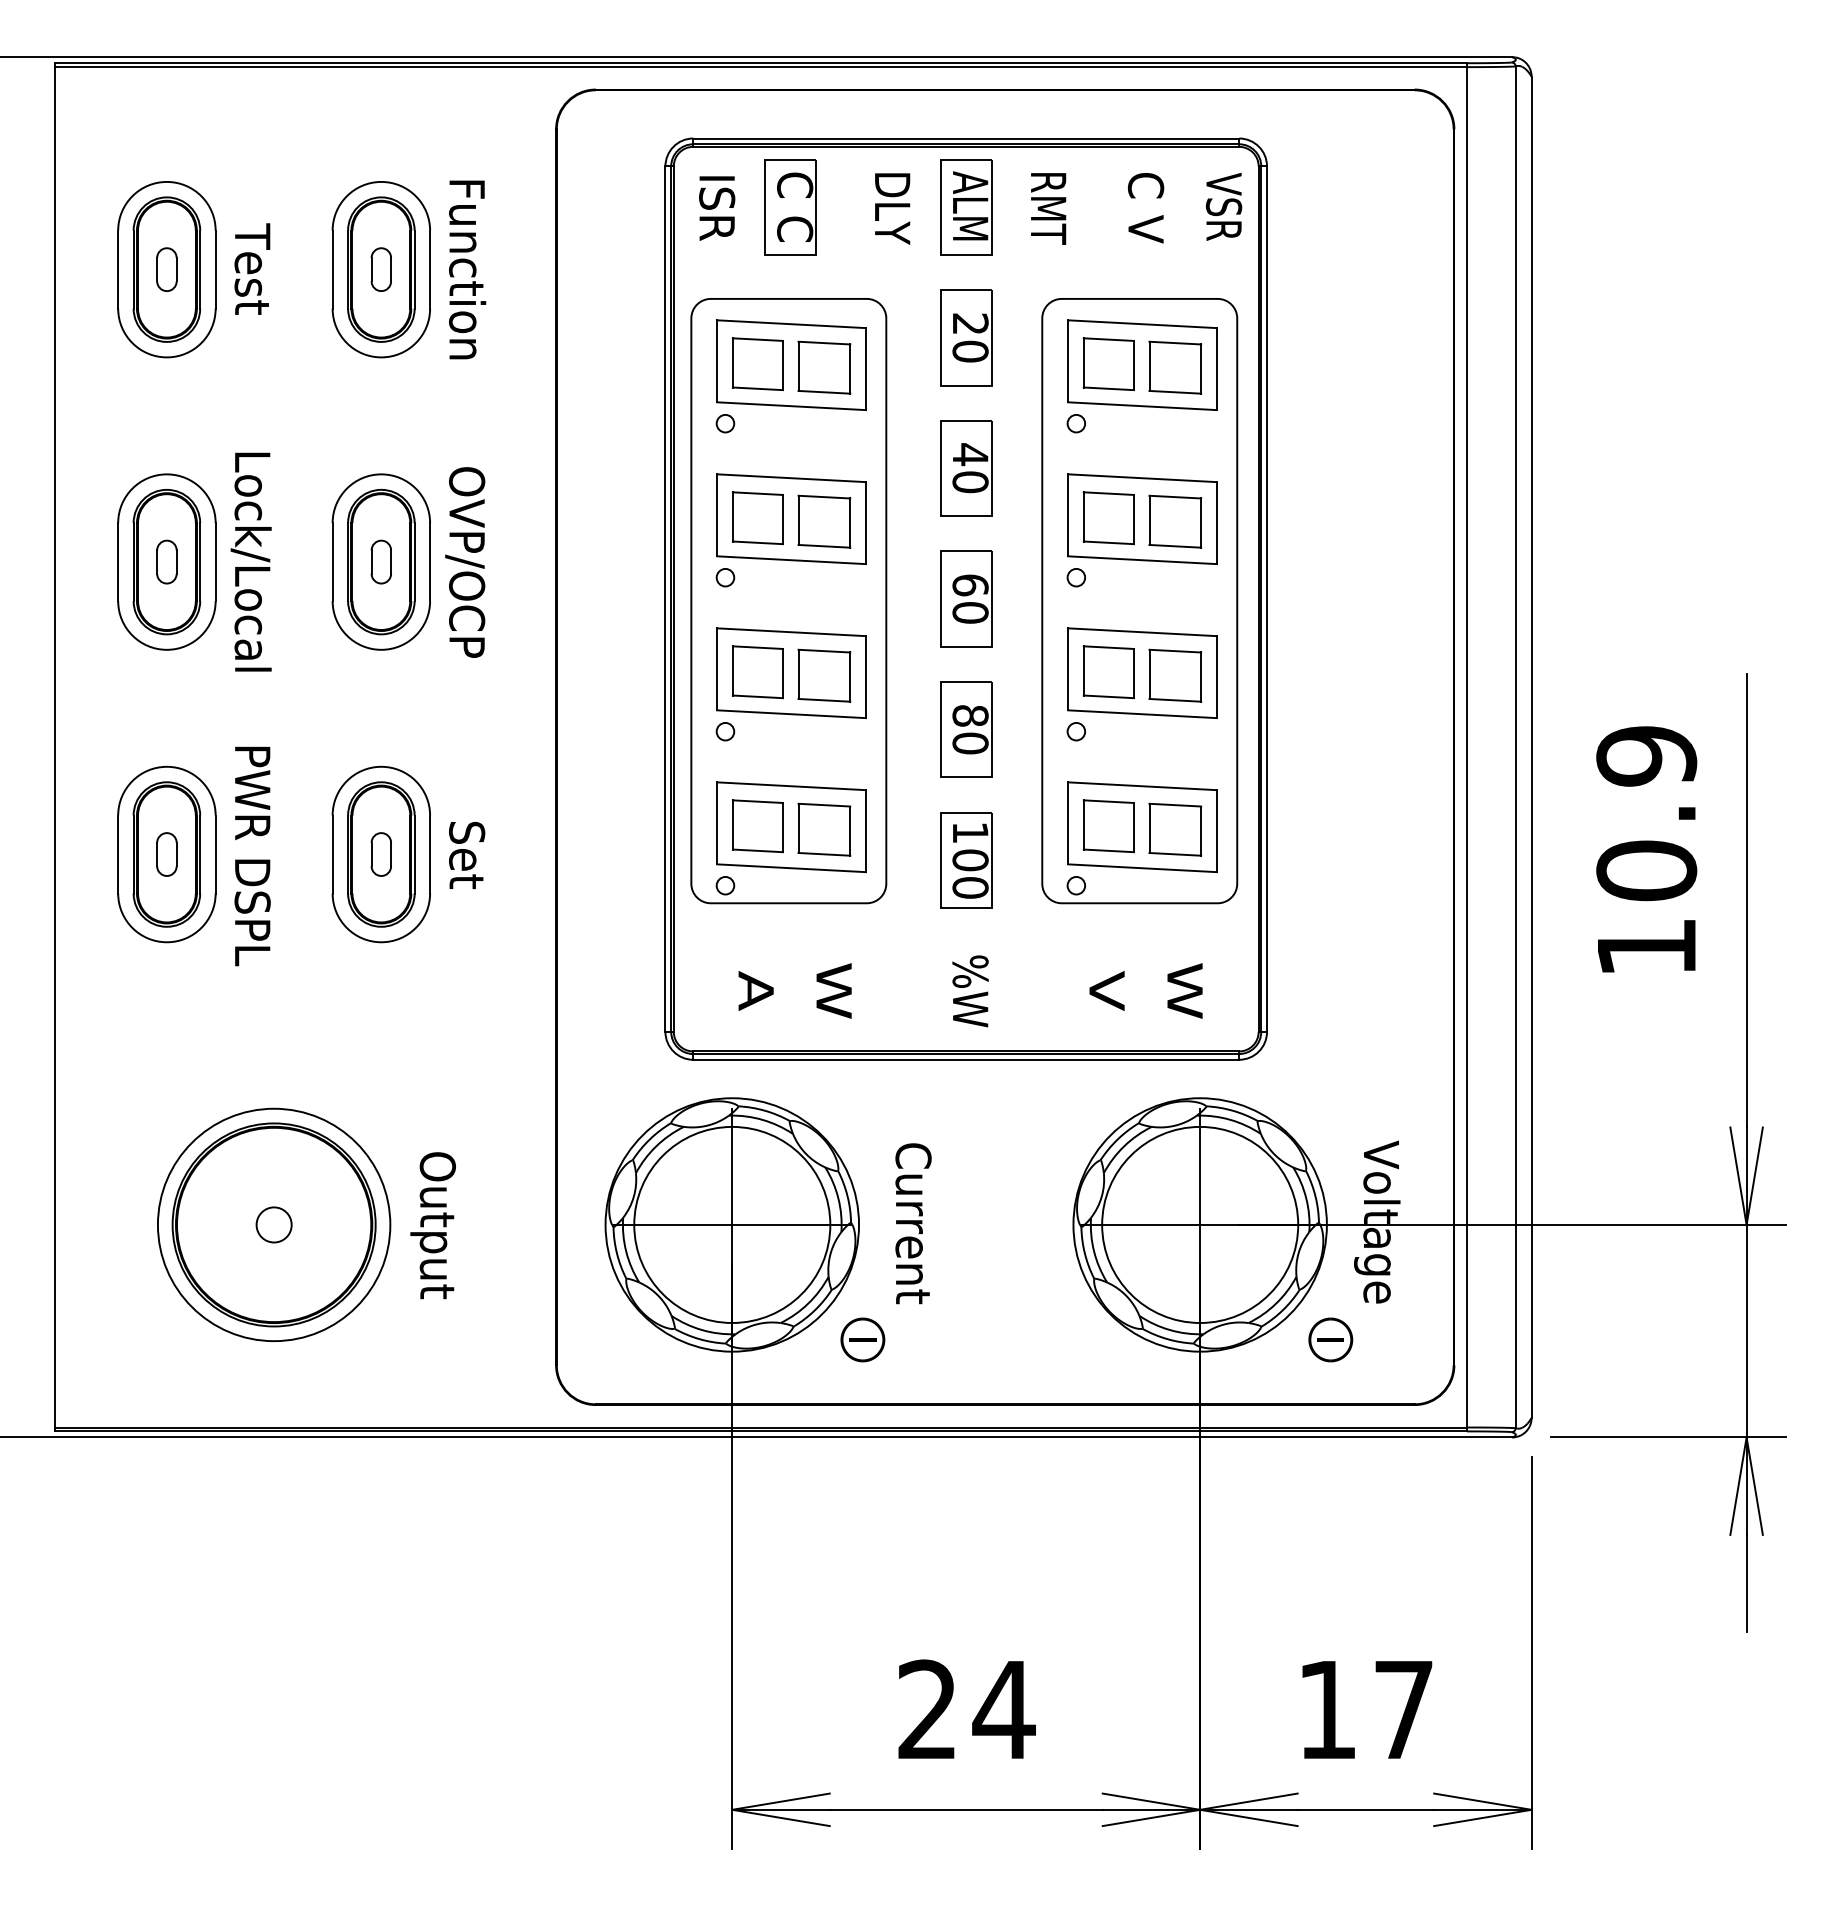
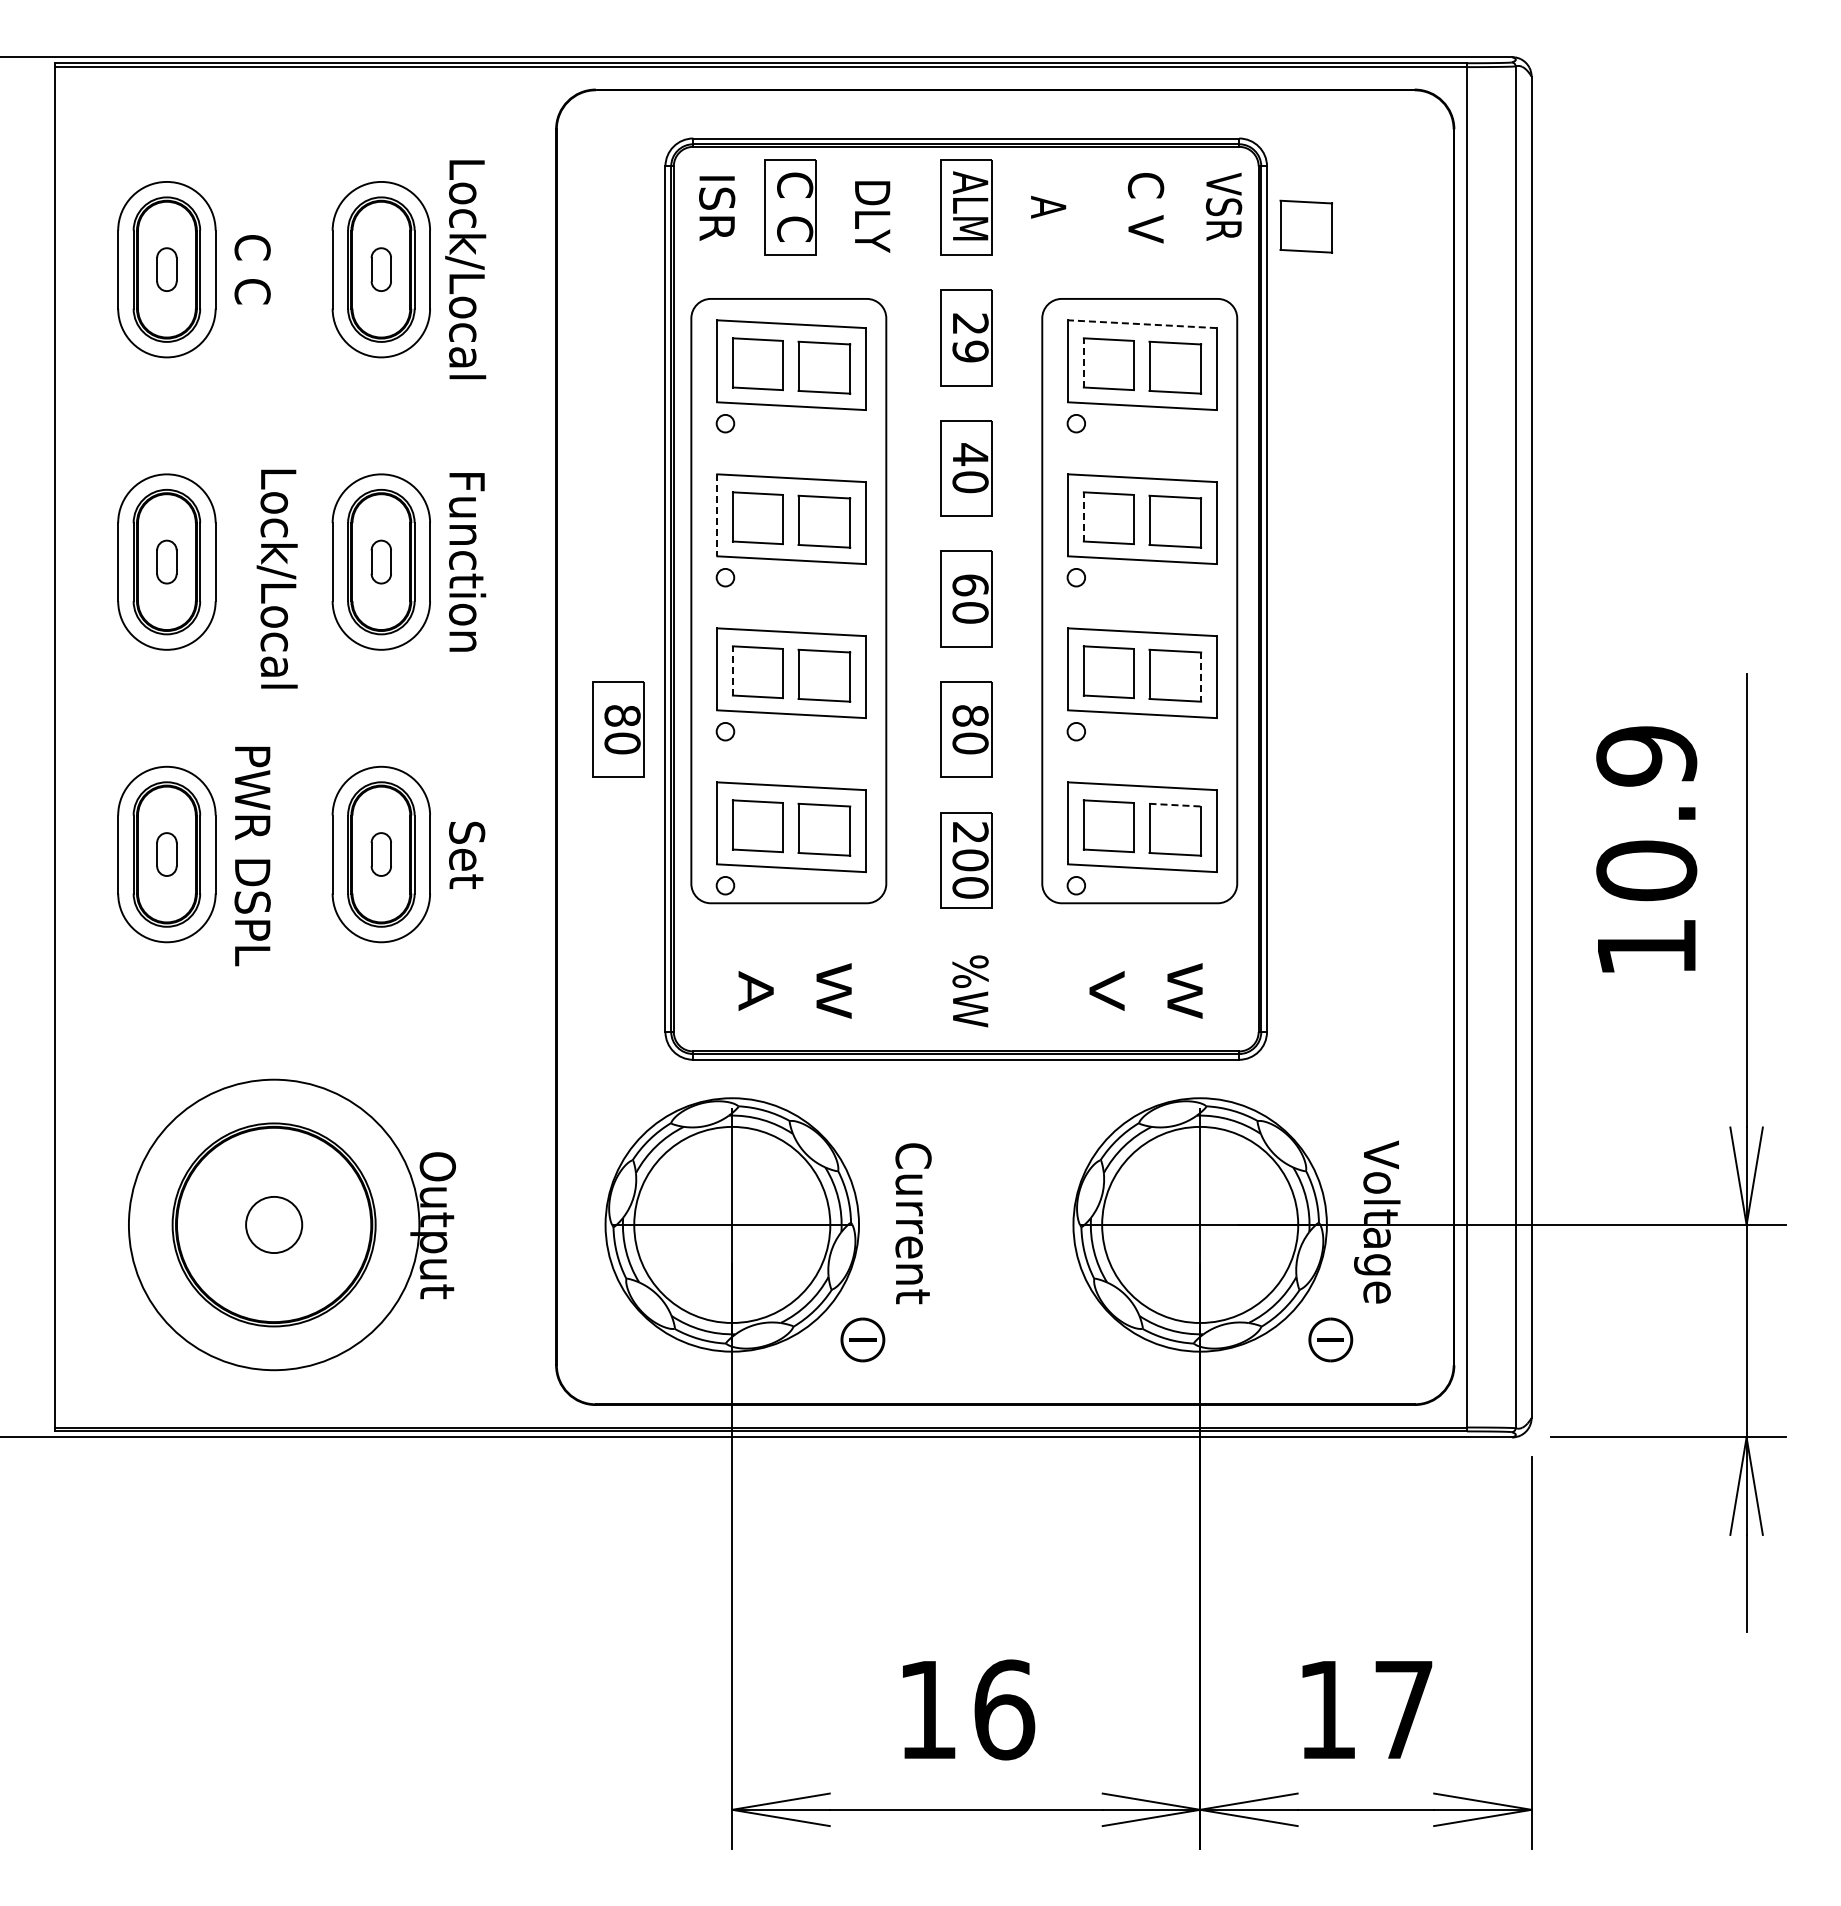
text position: (892, 208) -> (872, 216) (872, 216)
text: RMT -> A (1048, 208)
part: none -> present (1306, 226)
text: Test -> C C (252, 268)
text: Function -> Lock/Local (465, 269)
line: solid -> dashed (1141, 324)
text: 20 -> 29 (970, 351)
line: solid -> dashed (1083, 362)
line: solid -> dashed (717, 515)
line: solid -> dashed (1083, 516)
text position: (250, 561) -> (276, 578) (276, 578)
text: OVP/OCP -> Function (465, 562)
line: solid -> dashed (732, 670)
line: solid -> dashed (1201, 677)
part: none -> present (618, 729)
line: solid -> dashed (1175, 805)
text: 100 -> 200 (970, 832)
circle diameter: 232 px -> 290 px (273, 1224)
circle diameter: 35 px -> 56 px (274, 1224)
text: 24 -> 16 (966, 1709)
